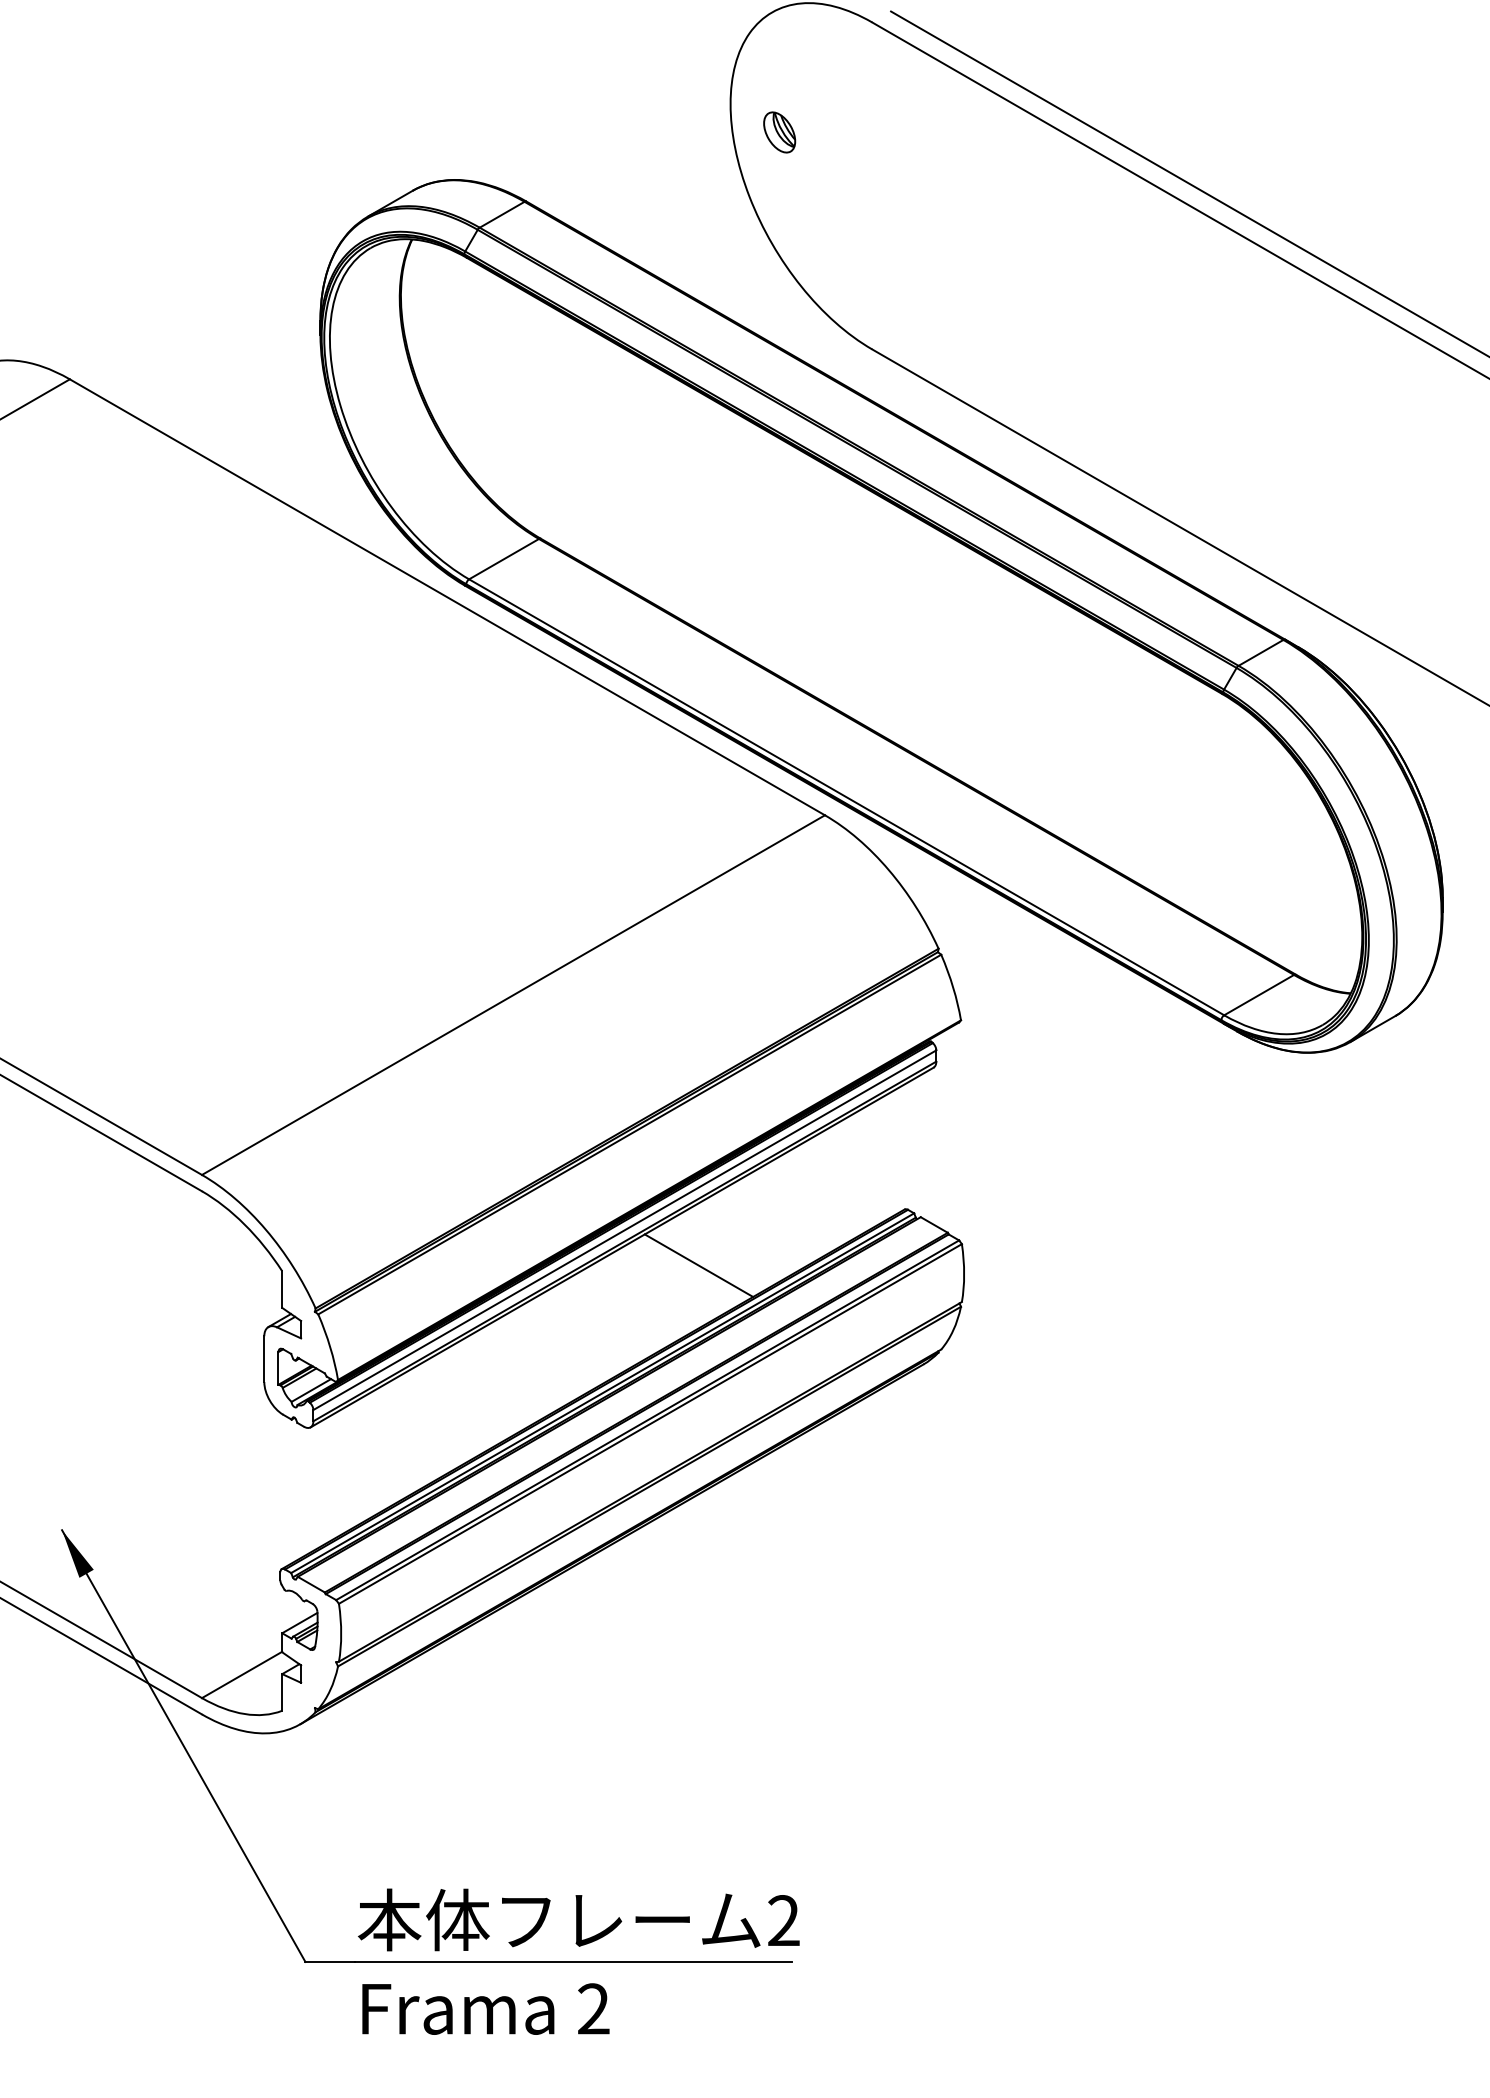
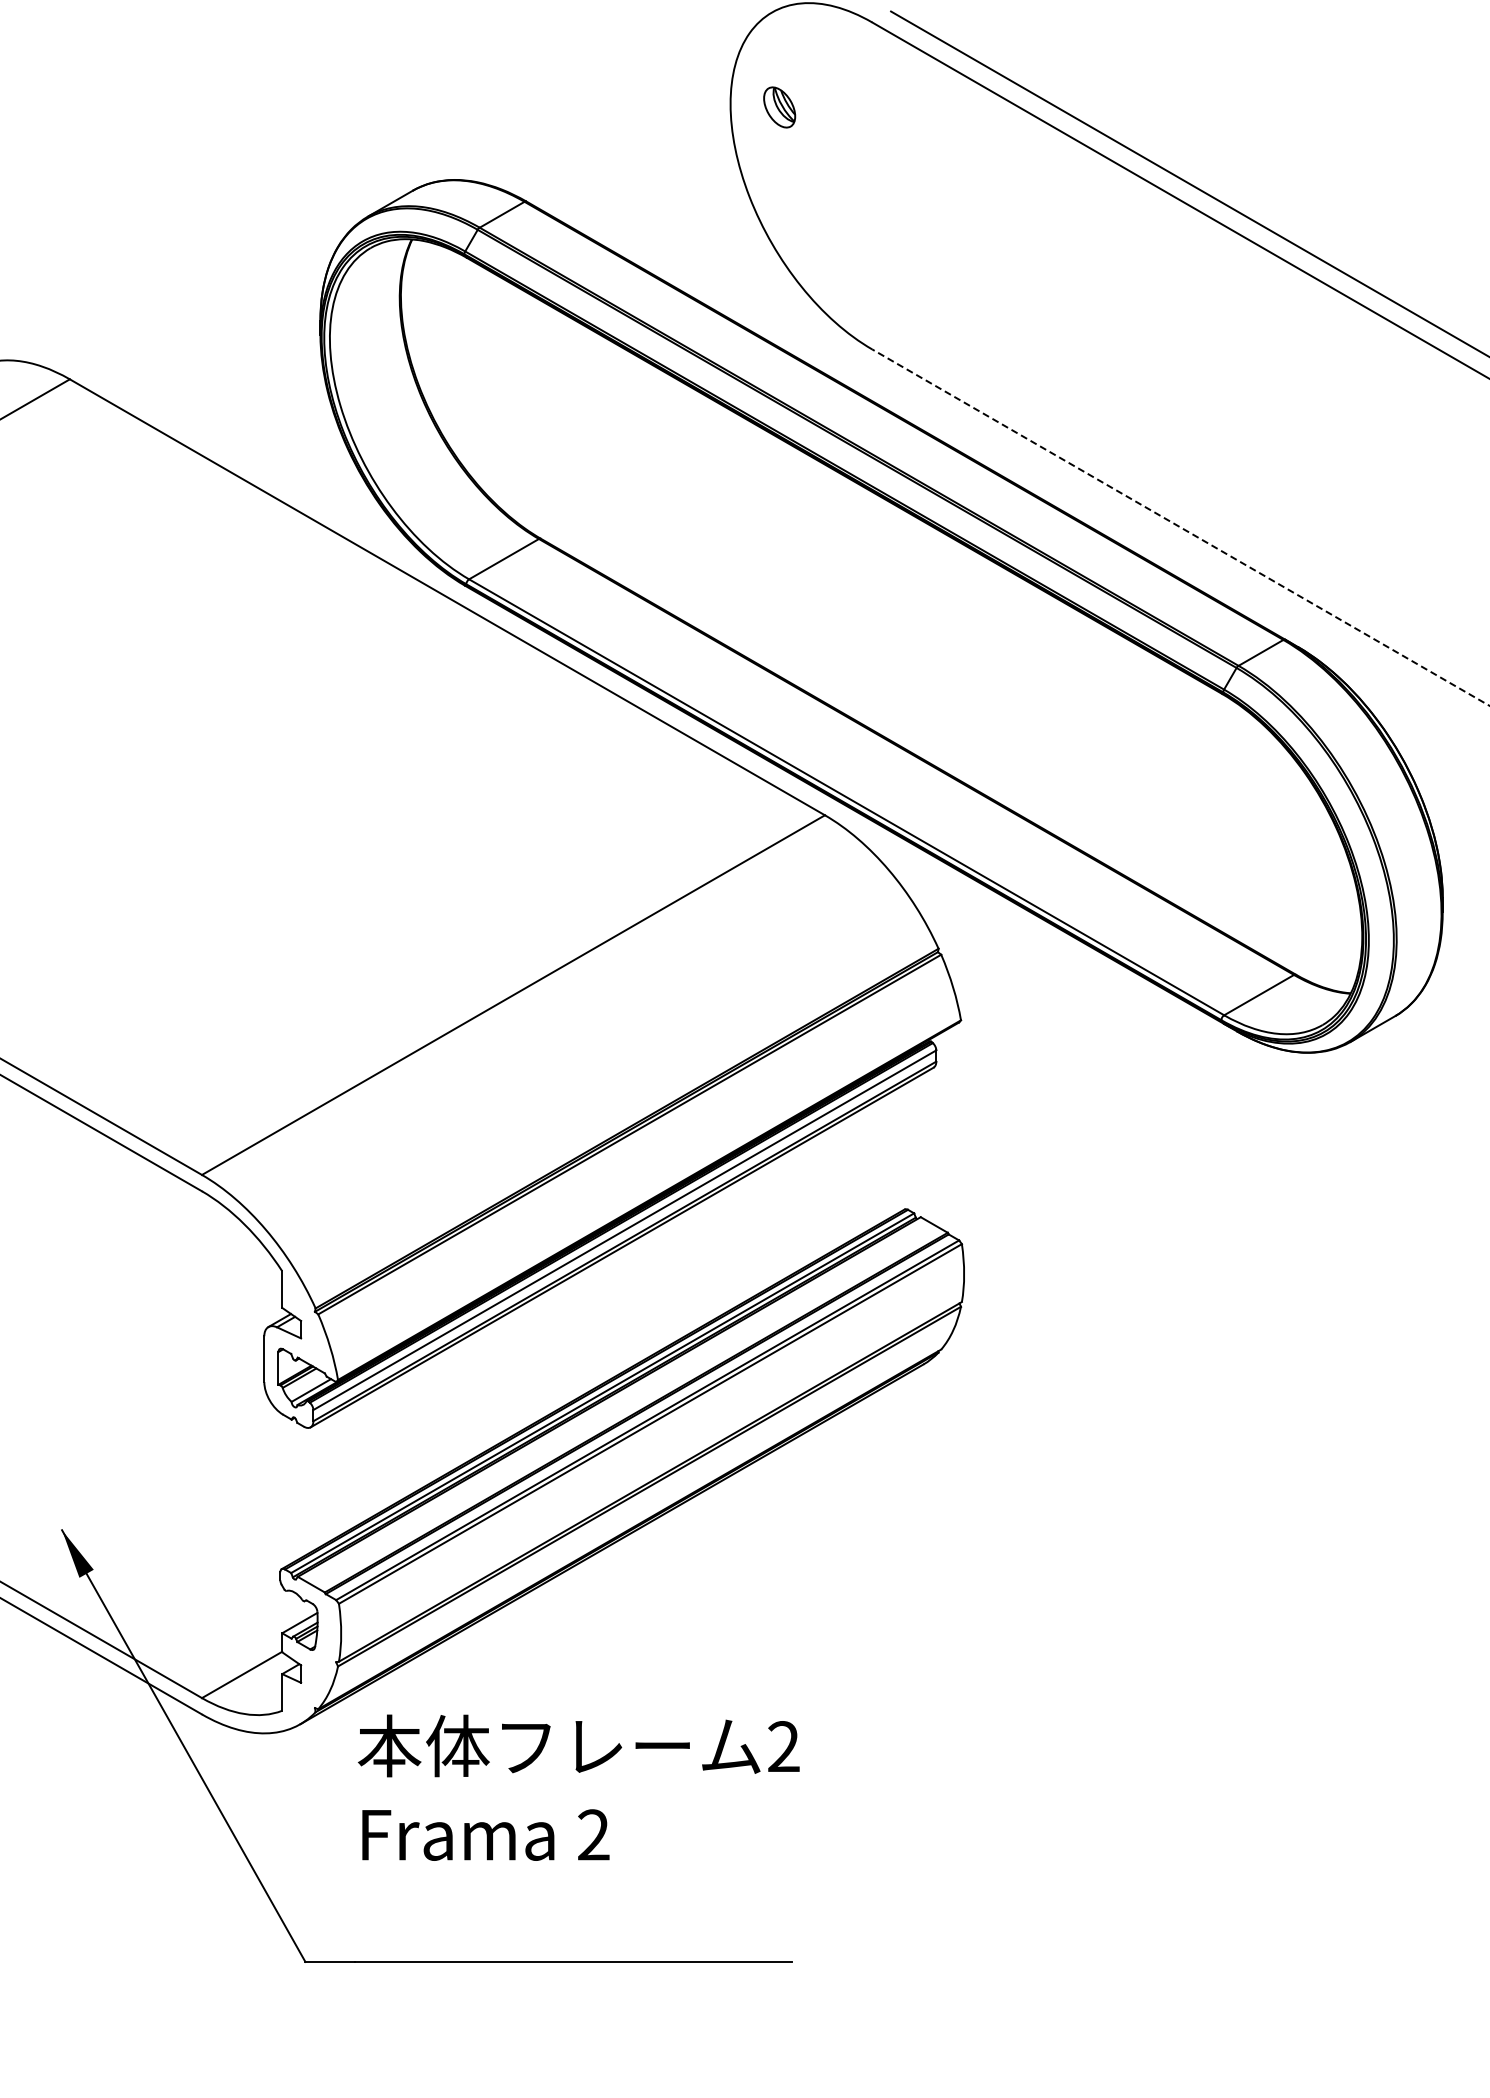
part position: (779, 132) -> (779, 107) (779, 107)
line: solid -> dashed (1180, 527)
line: present -> none (698, 1265)
text position: (578, 1961) -> (578, 1787) (578, 1787)
